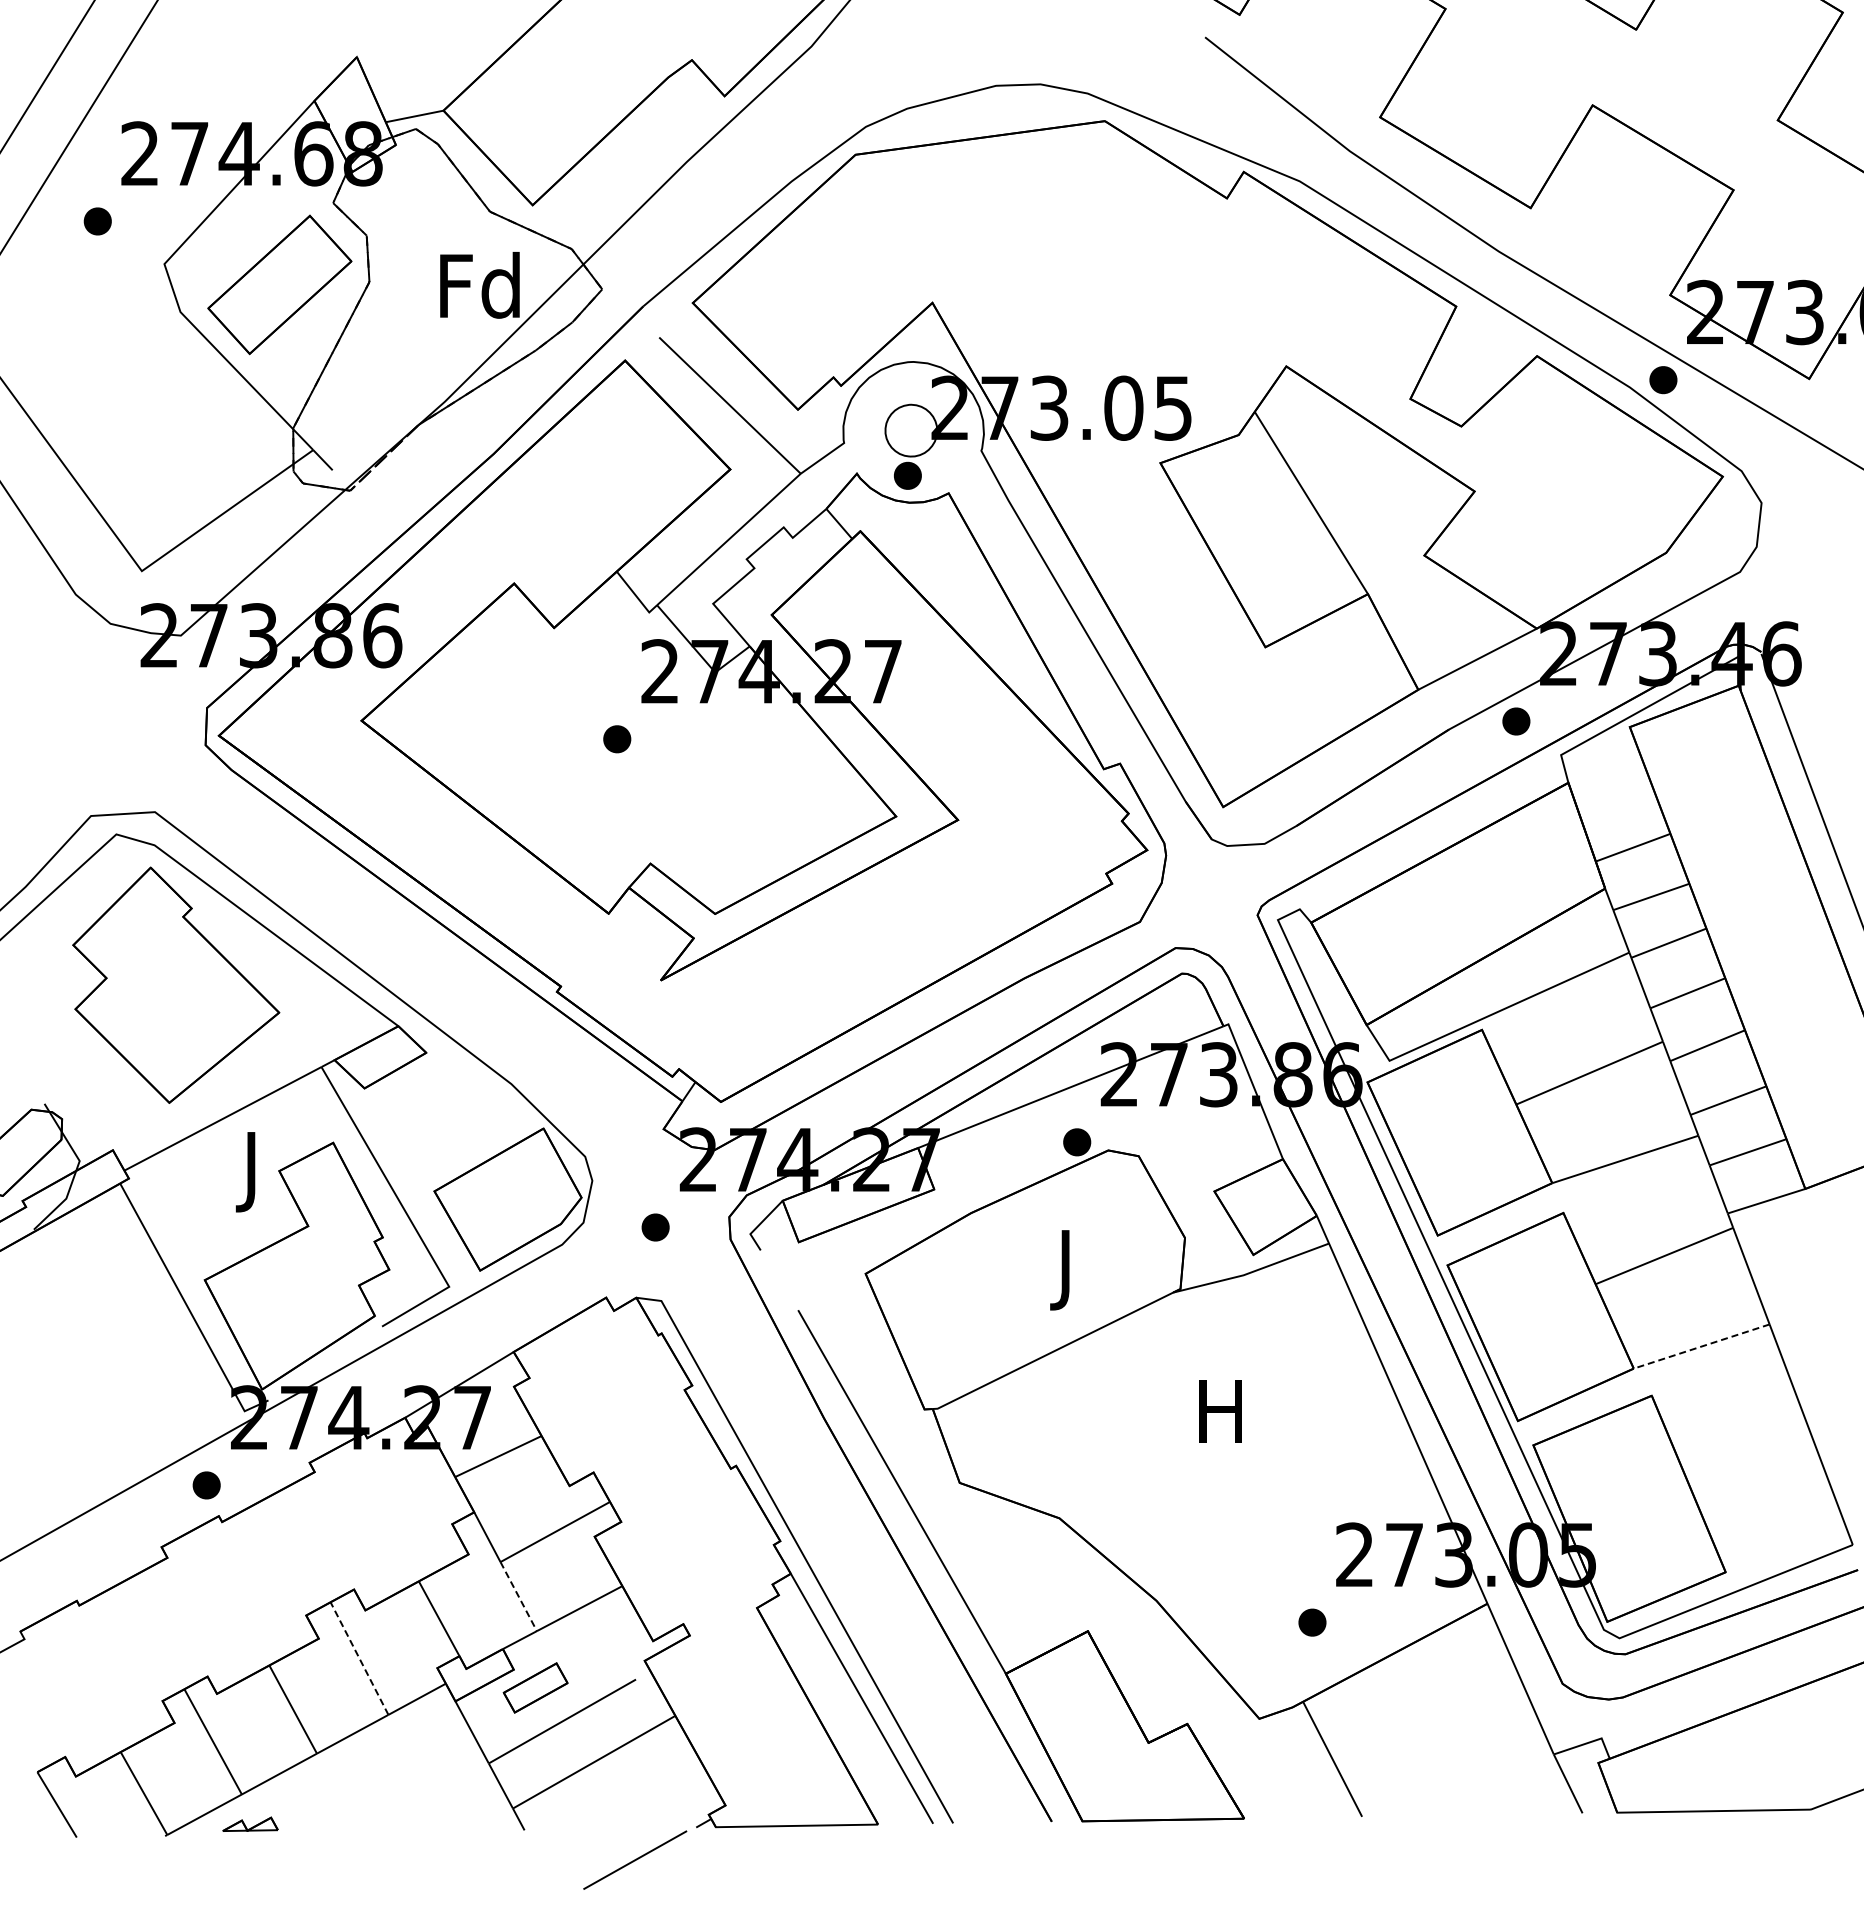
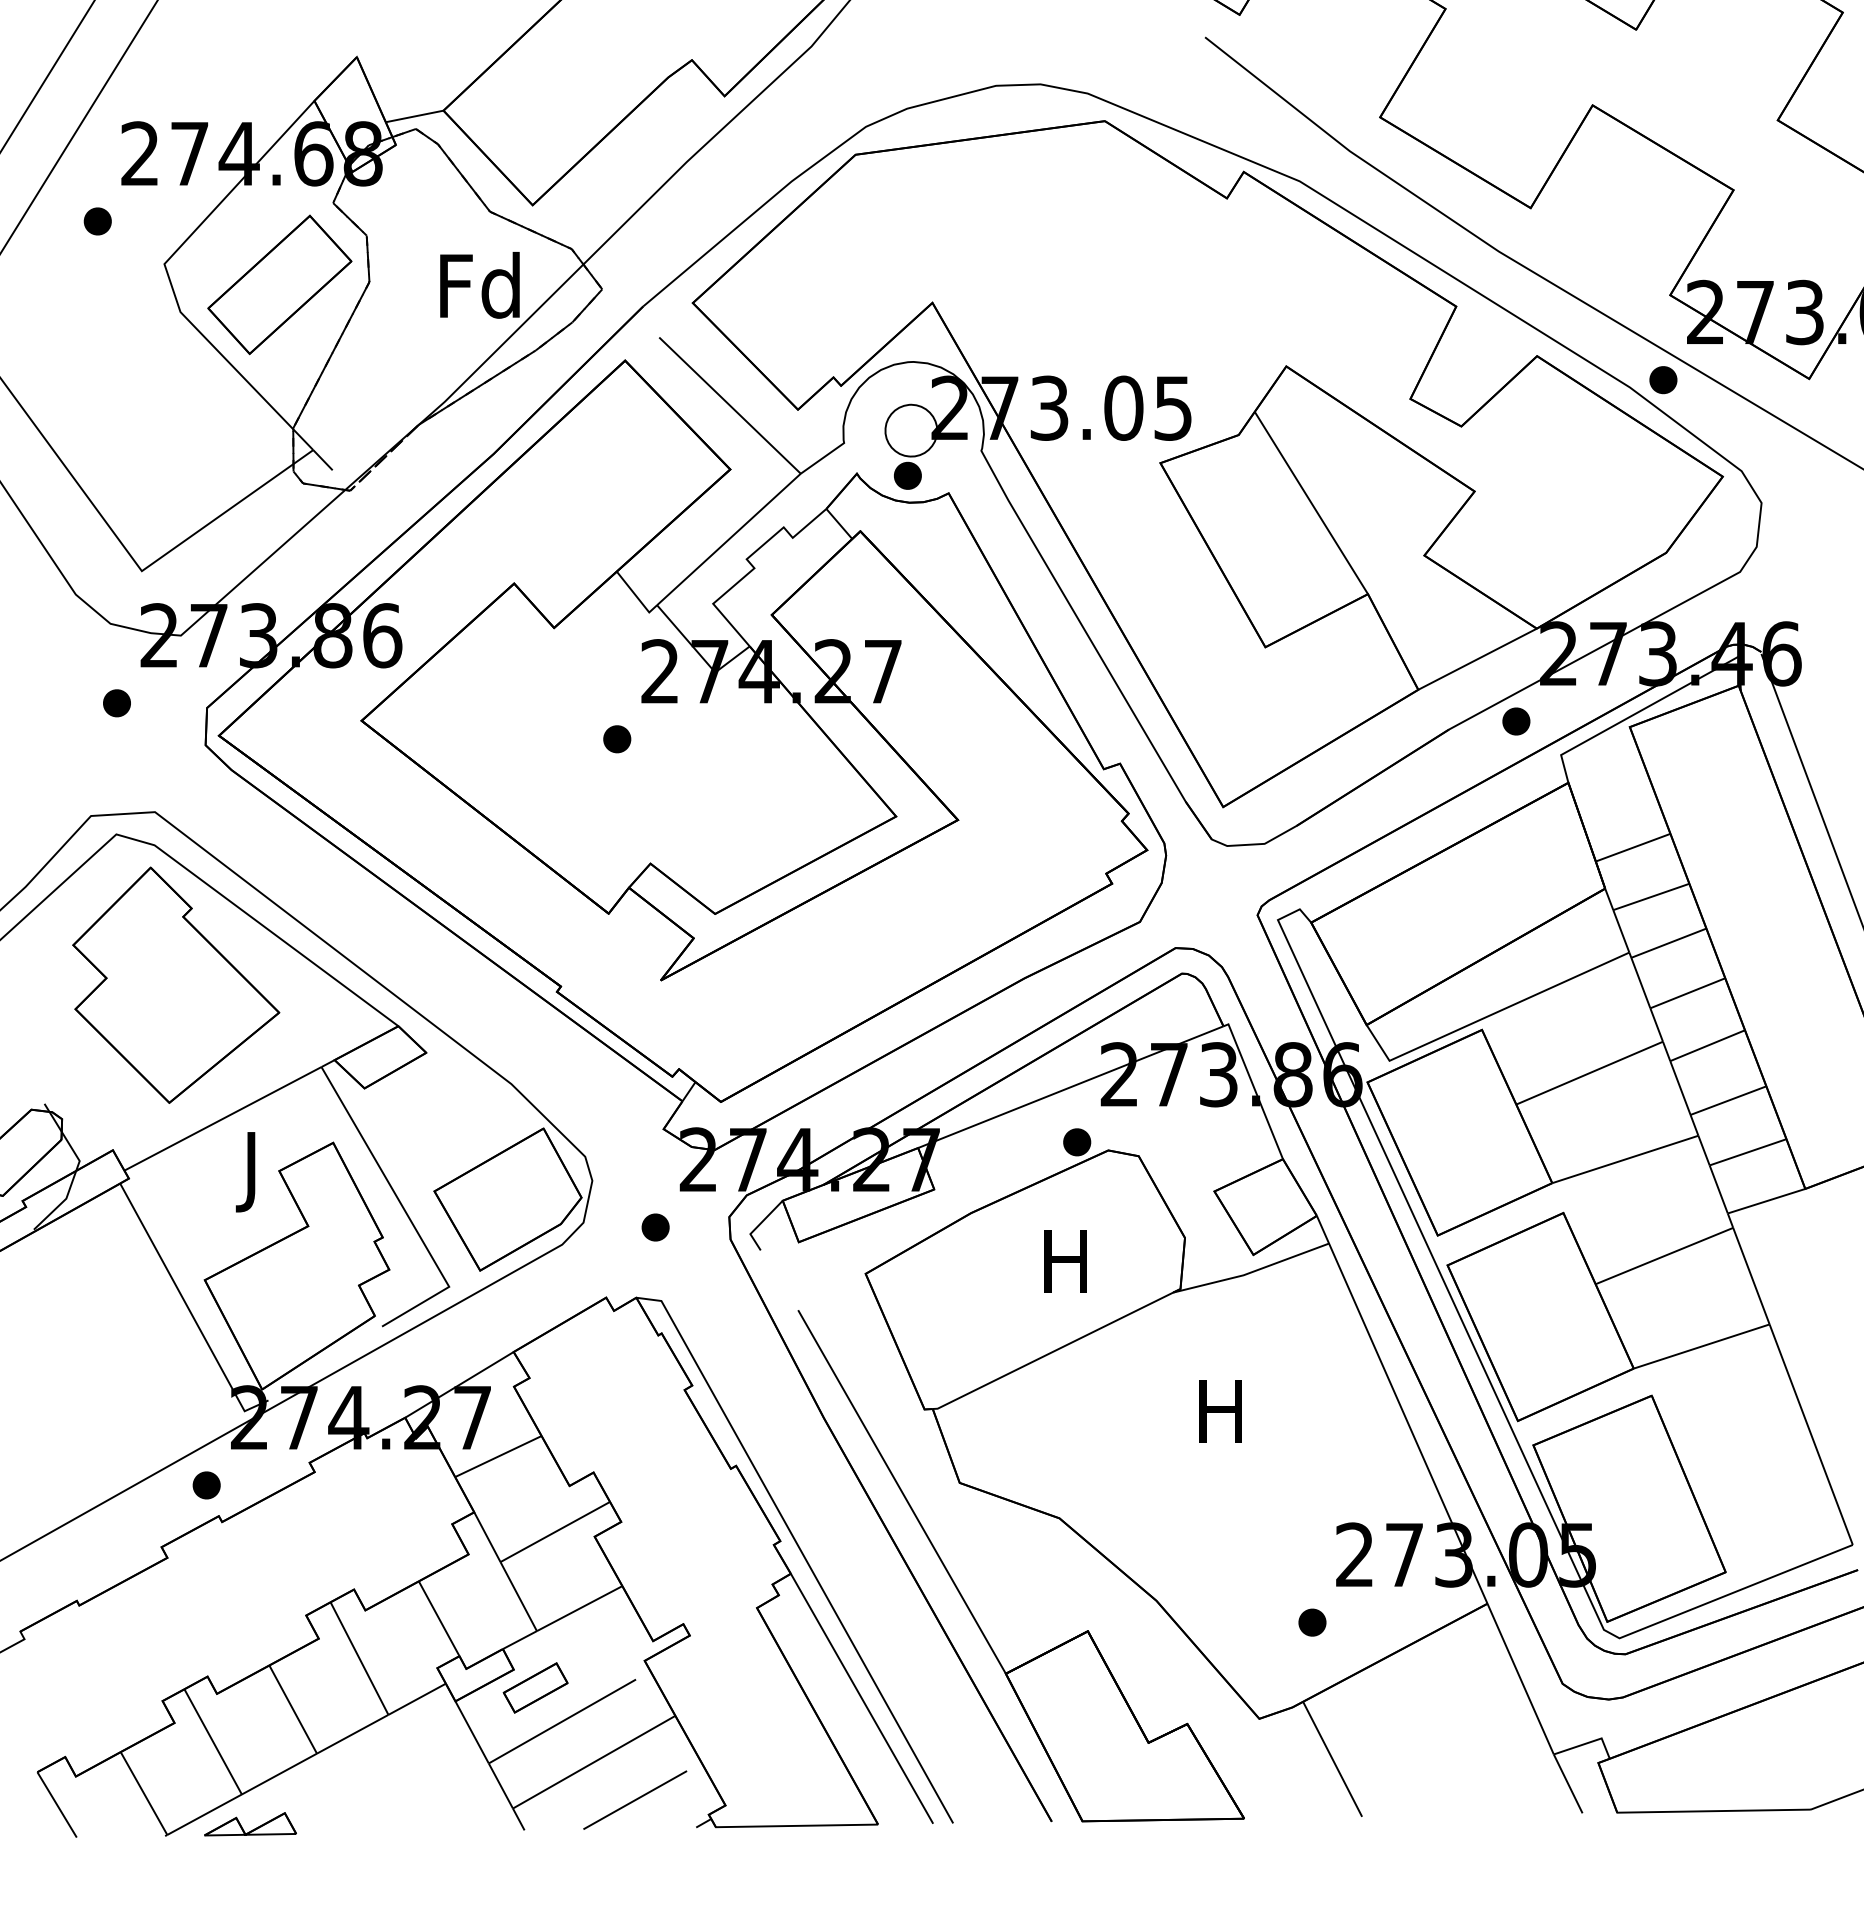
part: none -> present (116, 703)
text: J -> H (1065, 1270)
line: dashed -> solid (1701, 1346)
line: dashed -> solid (518, 1597)
line: dashed -> solid (359, 1658)
part size: 57x16 px -> 93x25 px (250, 1824)
line position: (635, 1859) -> (635, 1799) (635, 1799)
